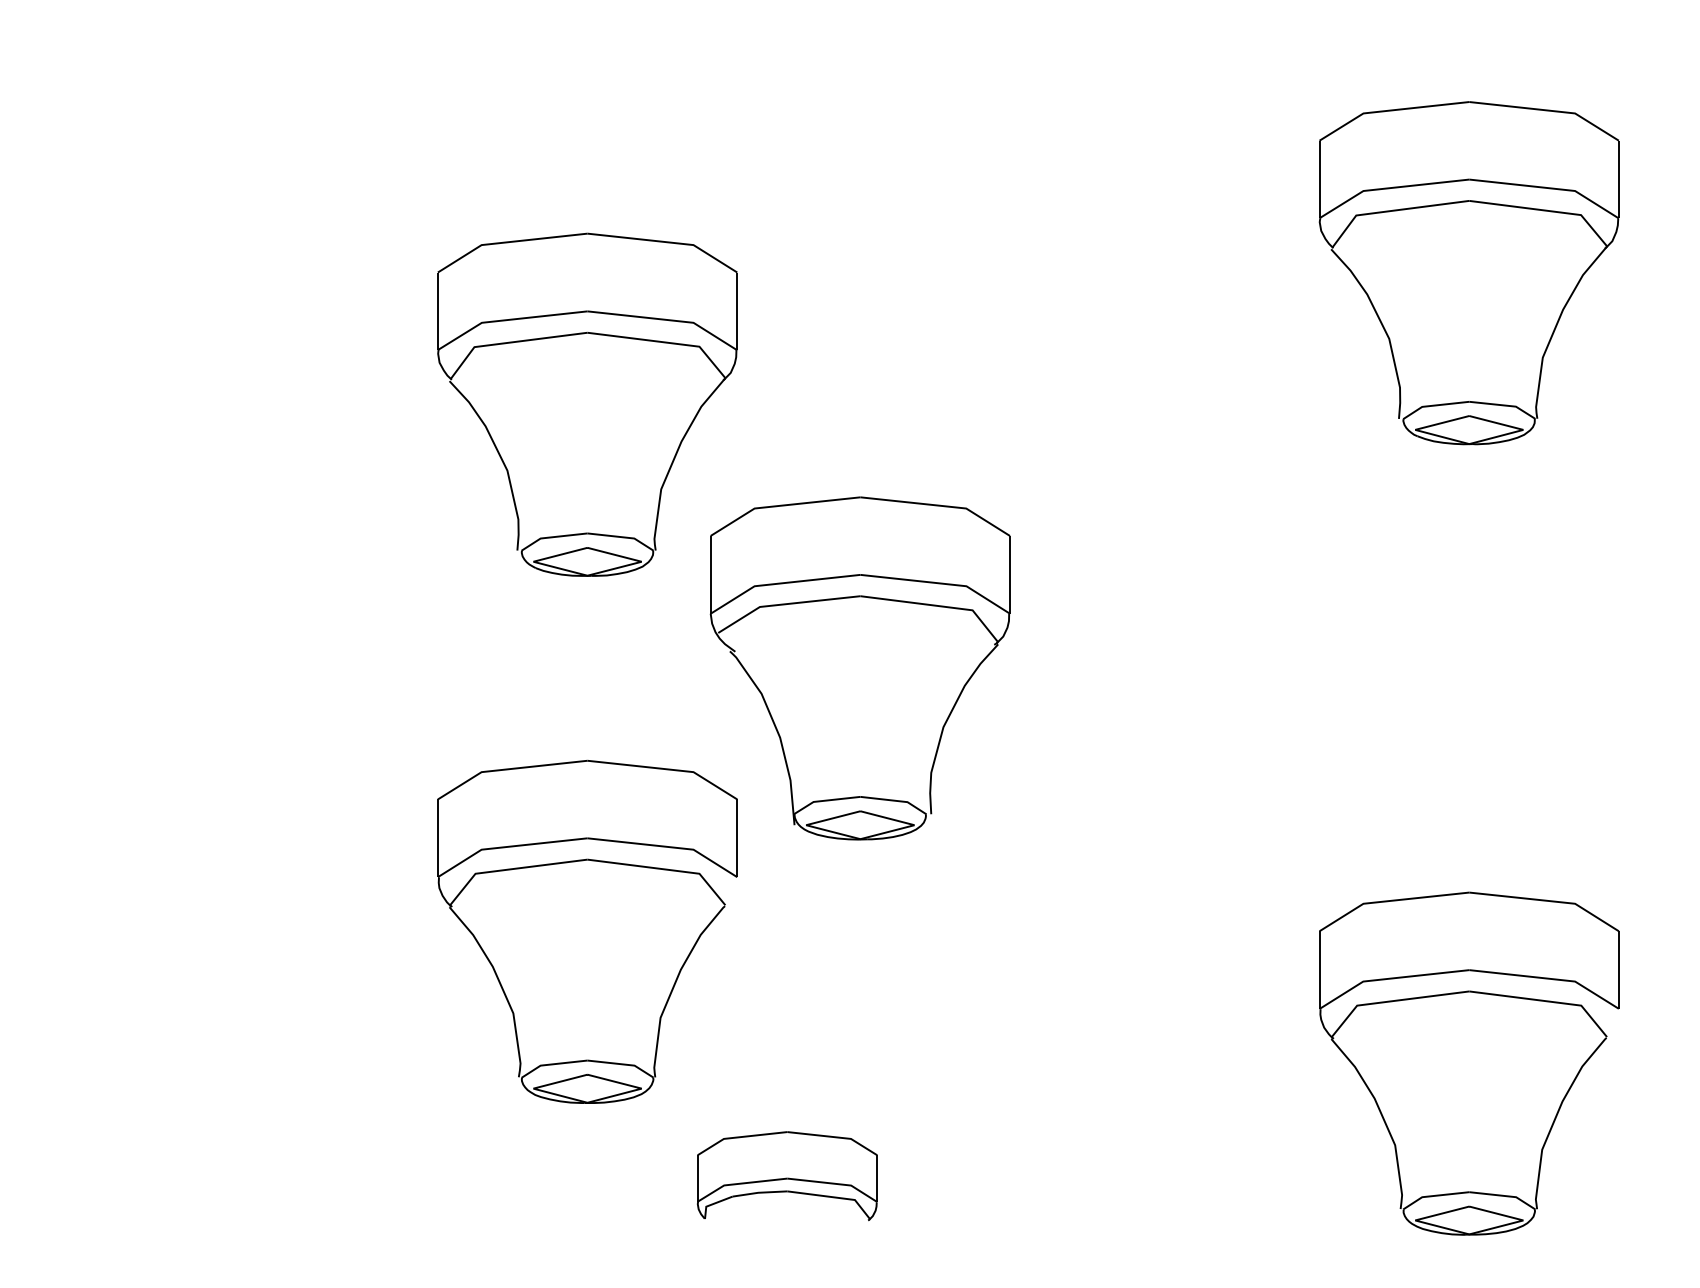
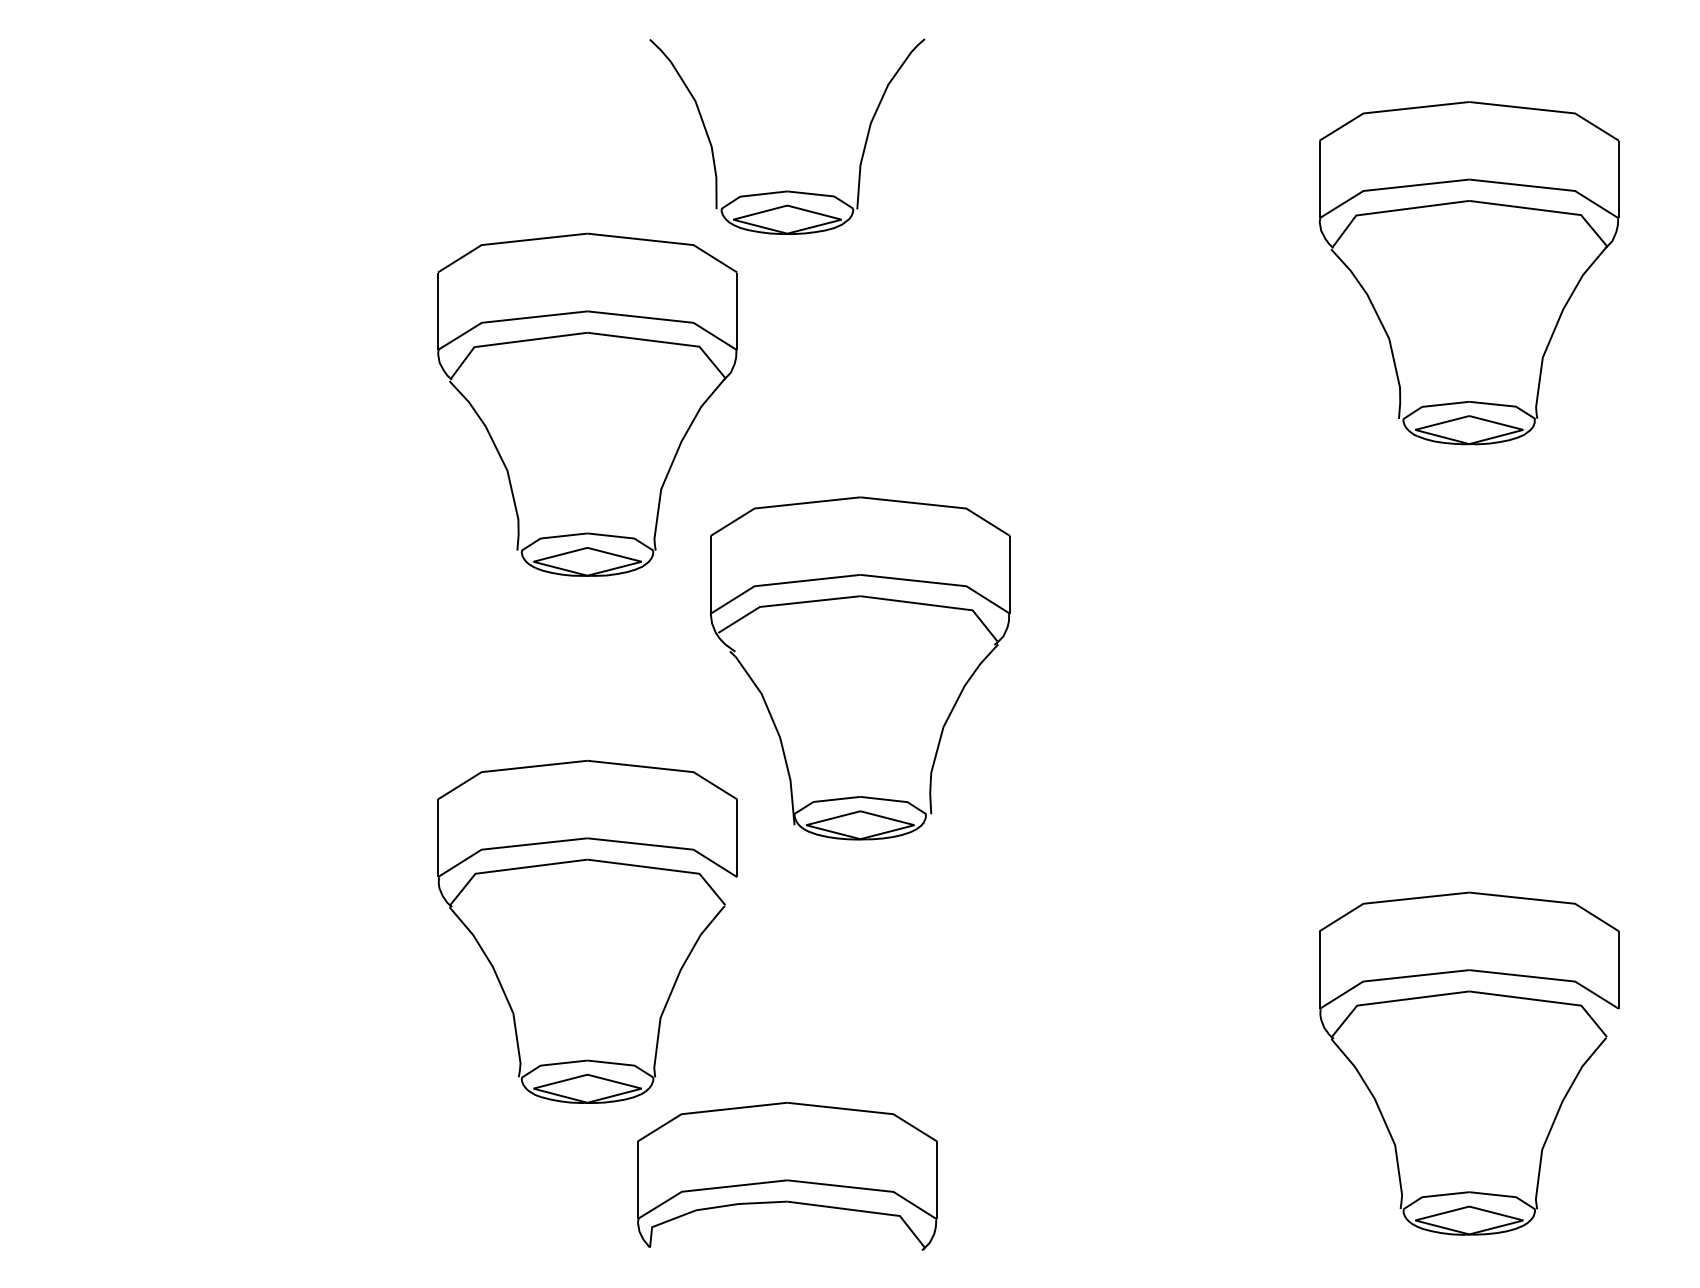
part: none -> present (787, 190)
part size: 181x91 px -> 301x150 px (787, 1175)
